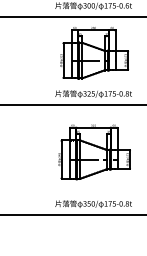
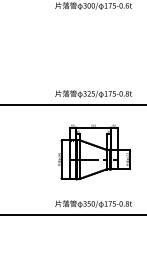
line: present -> none (72, 16)
part: present -> none (94, 53)
